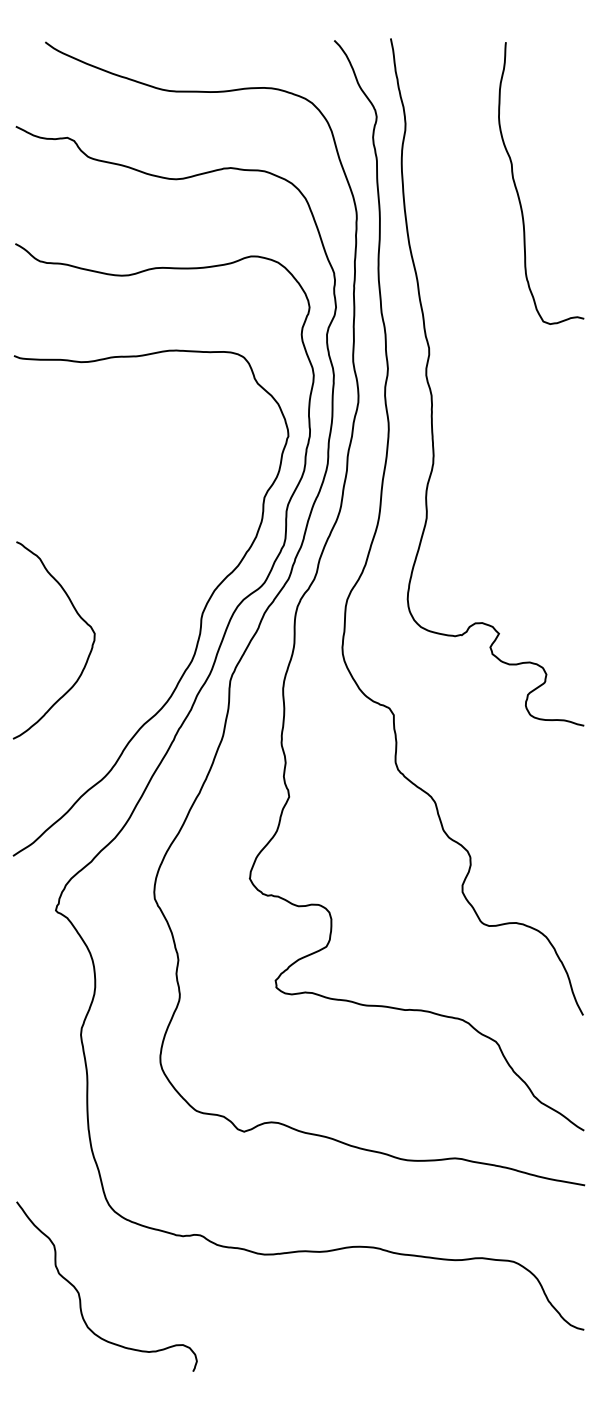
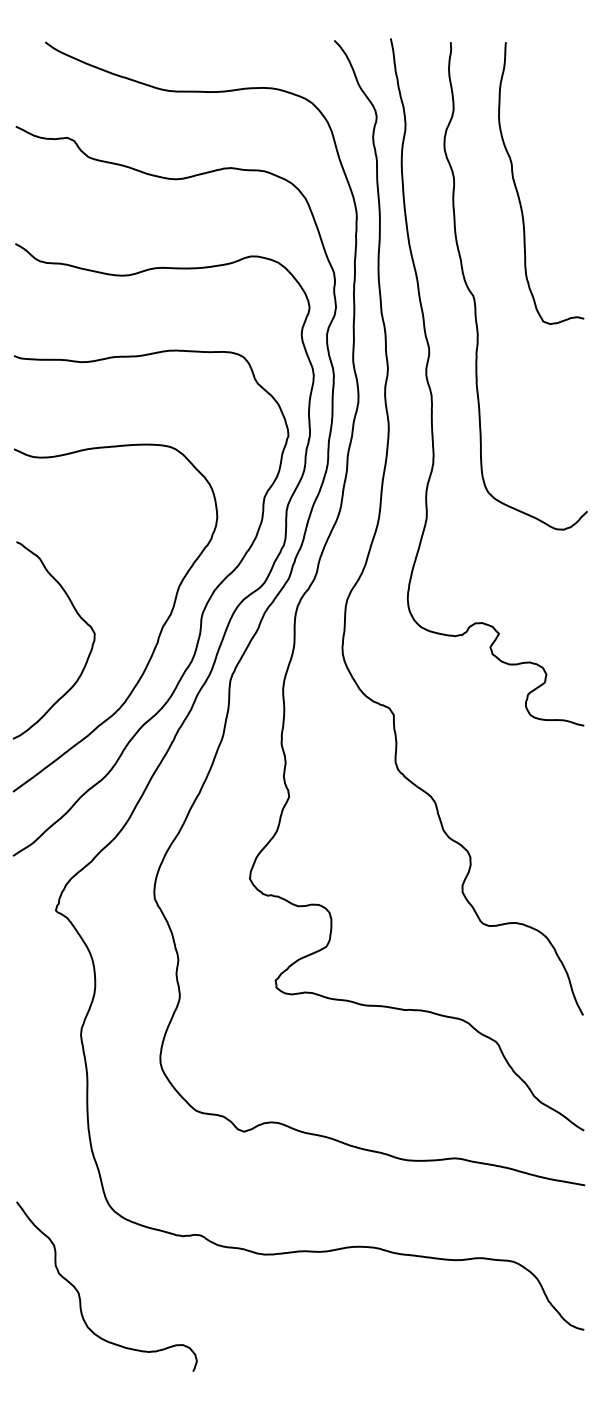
curve: none -> present (474, 295)
curve: none -> present (159, 632)
